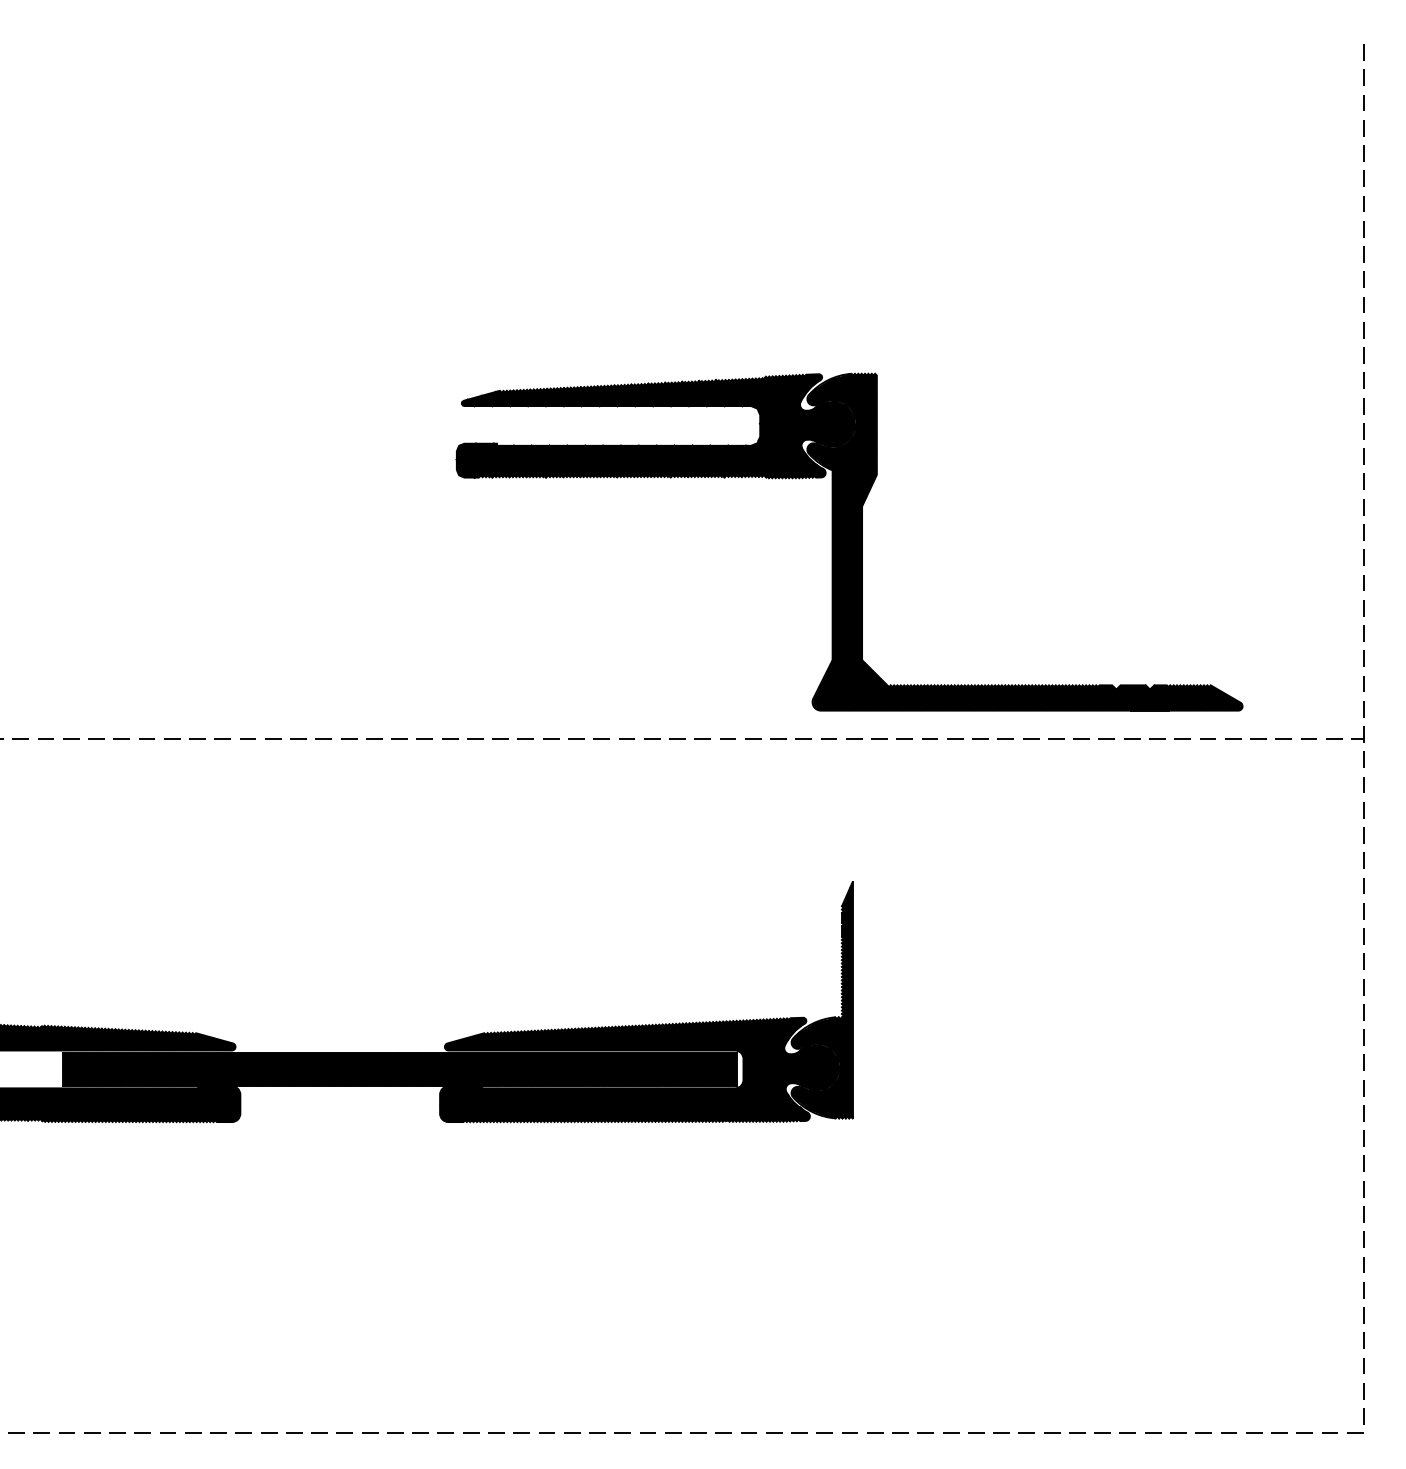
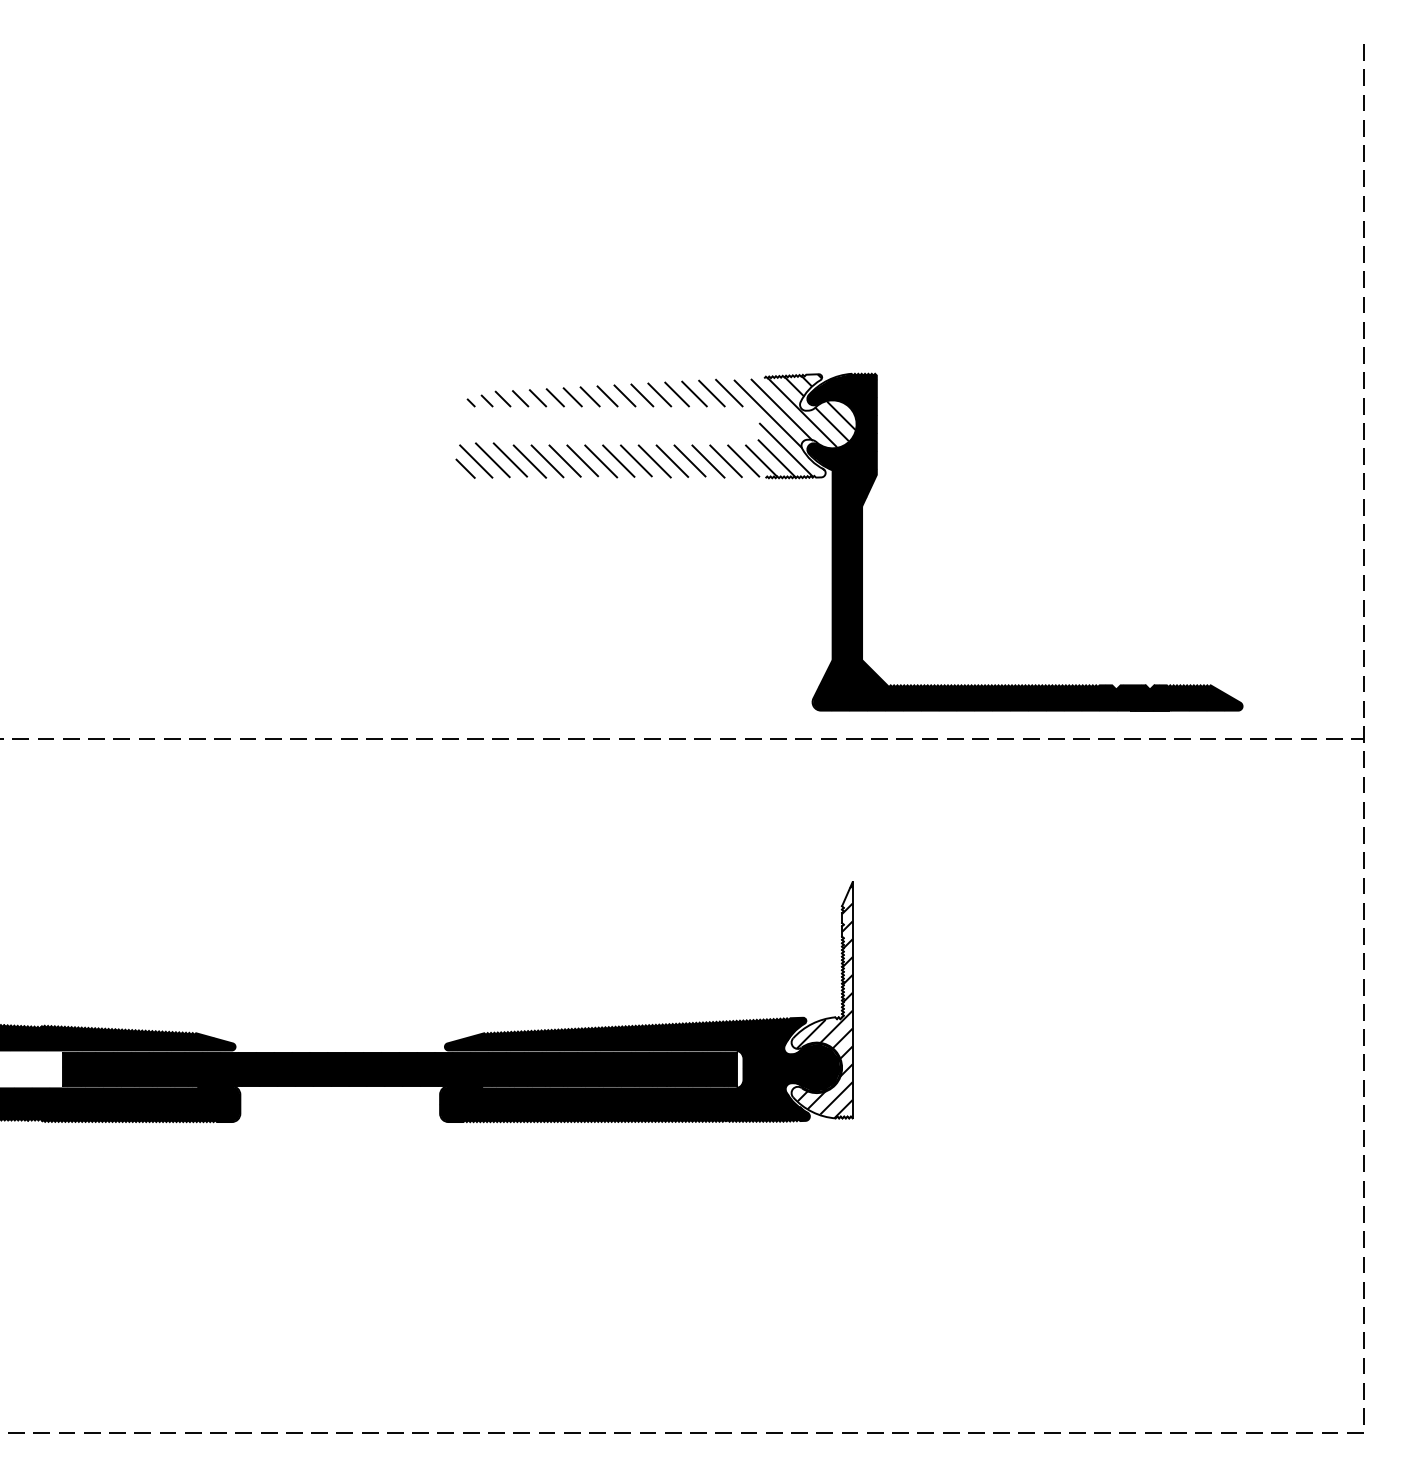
fill: present -> none (655, 426)
fill: present -> none (821, 1000)
